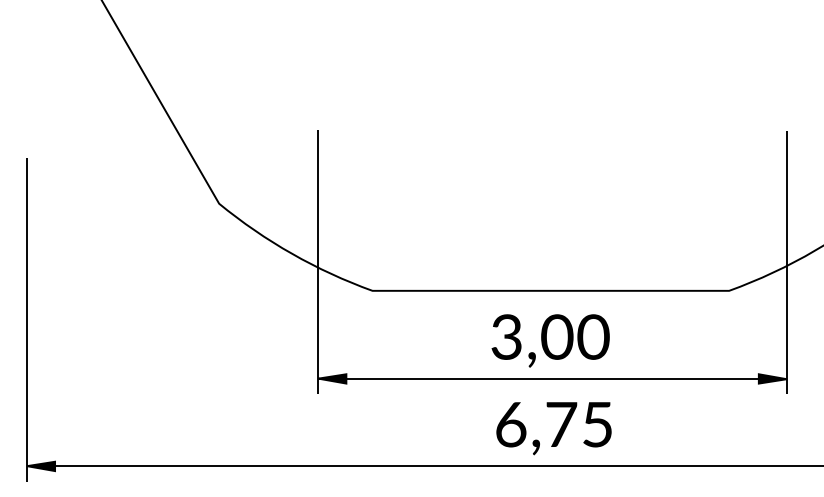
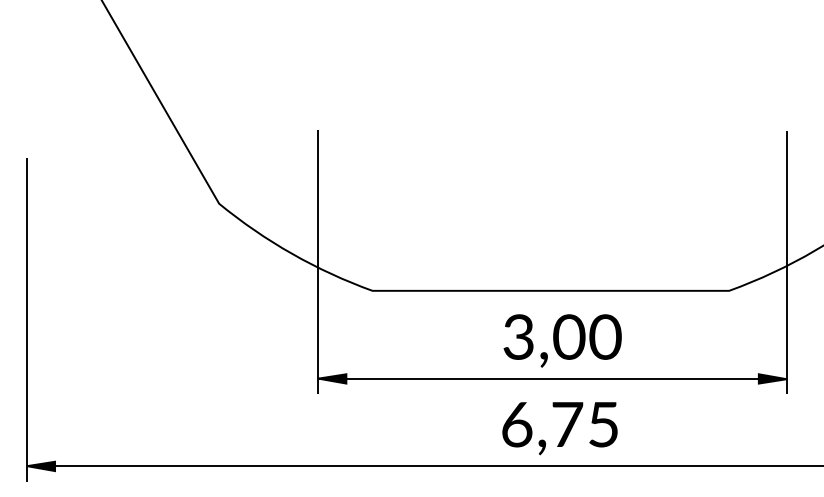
text position: (550, 340) -> (562, 340) (562, 340)
text position: (553, 428) -> (559, 428) (559, 428)
